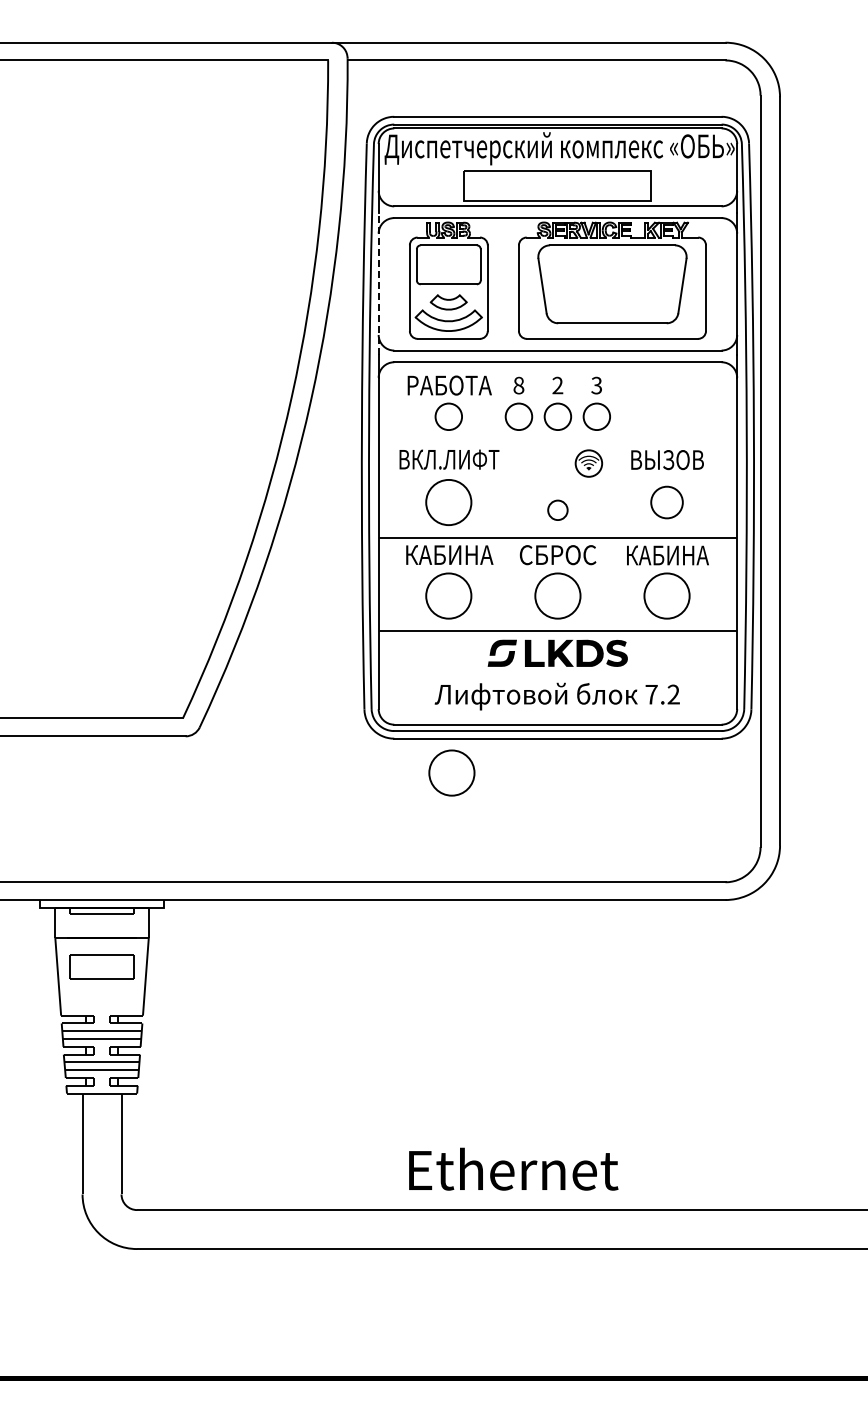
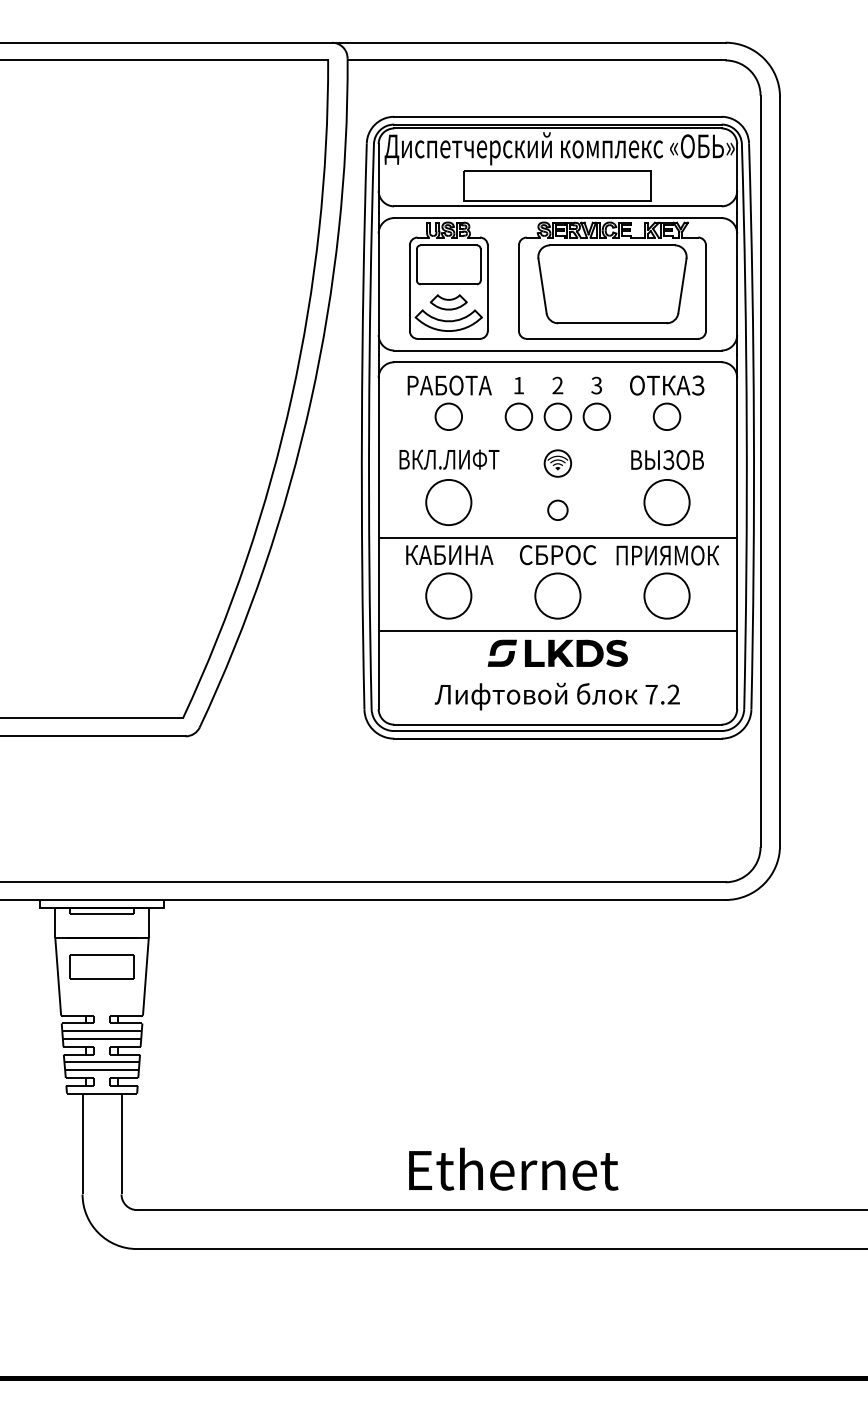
line: dashed -> solid (378, 284)
text: 8 -> 1 (518, 385)
part: none -> present (667, 402)
part position: (588, 463) -> (557, 463) (557, 463)
circle diameter: 32 px -> 45 px (666, 502)
text: КАБИНА -> ПРИЯМОК (667, 555)
circle: present -> none (451, 772)
